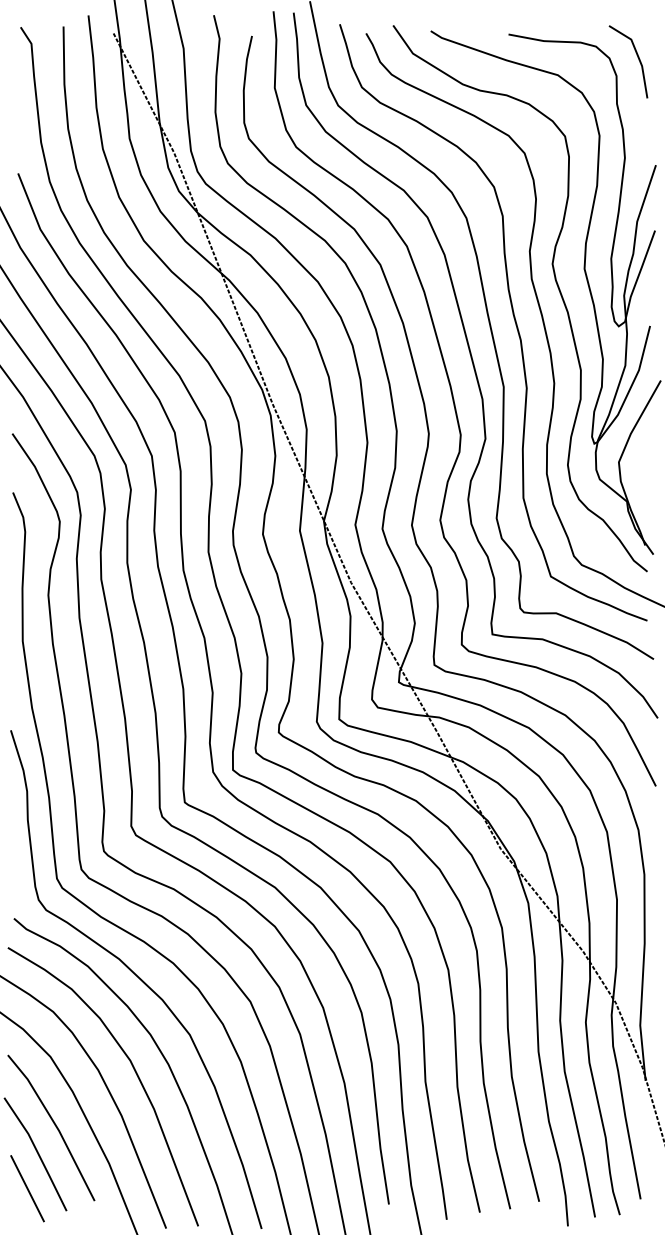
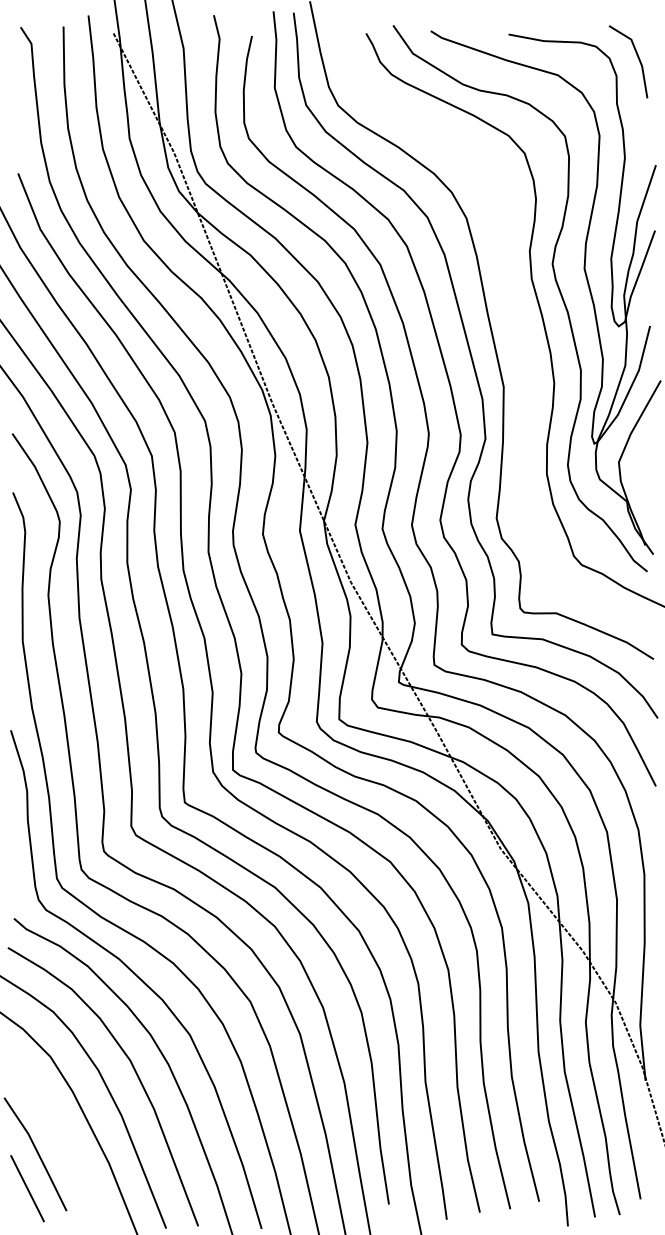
curve: present -> none (513, 318)
line: present -> none (54, 1125)
